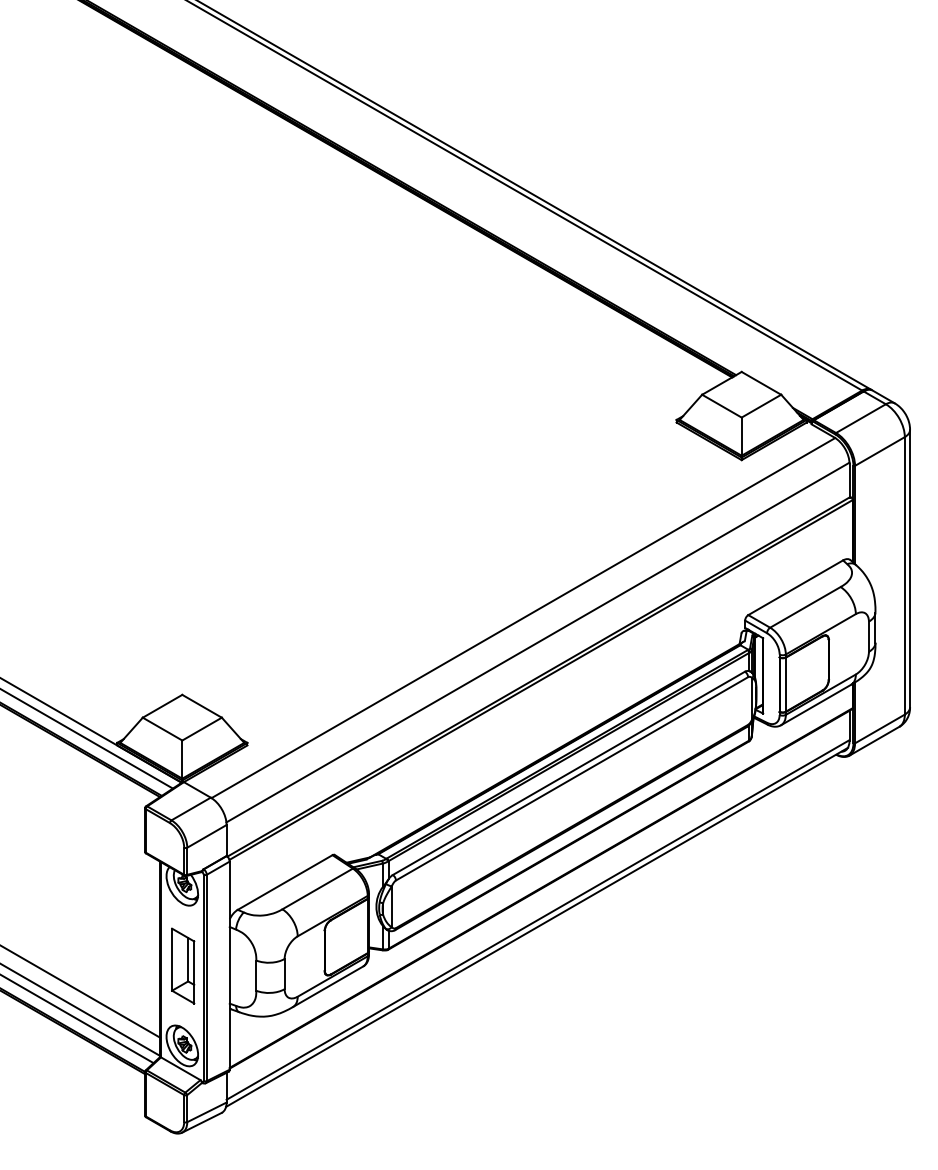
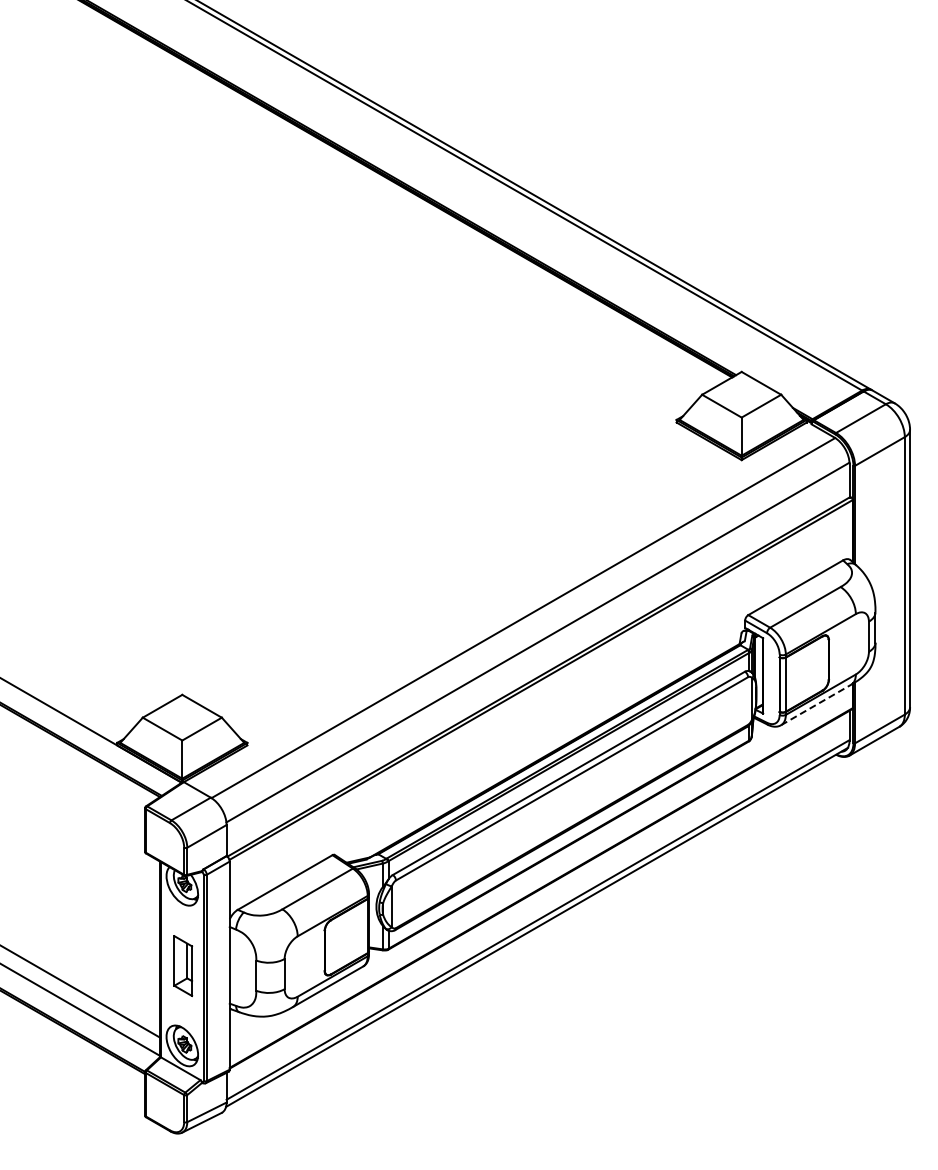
line: solid -> dashed (816, 704)
line: present -> none (87, 739)
part size: 25x78 px -> 21x63 px (183, 966)
line: present -> none (77, 1019)
